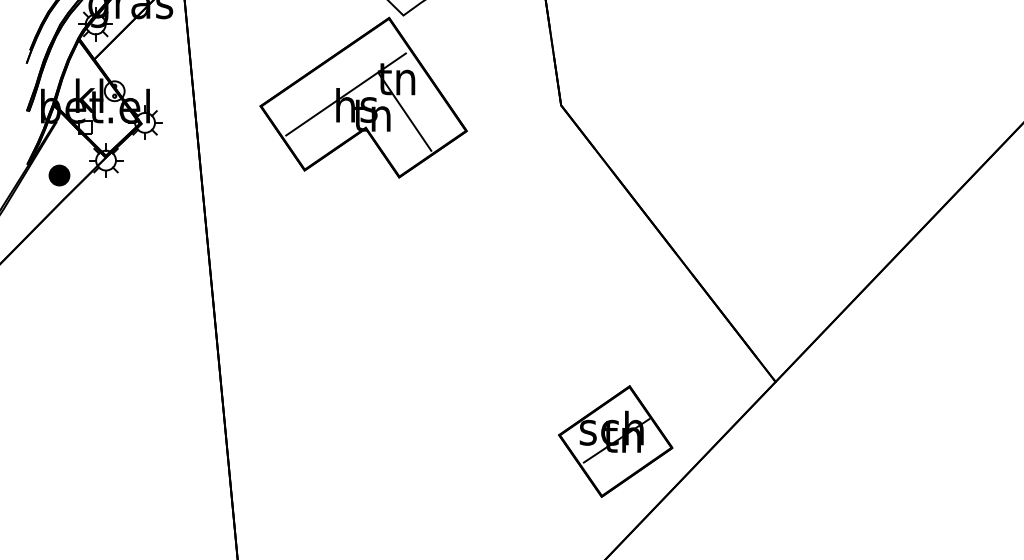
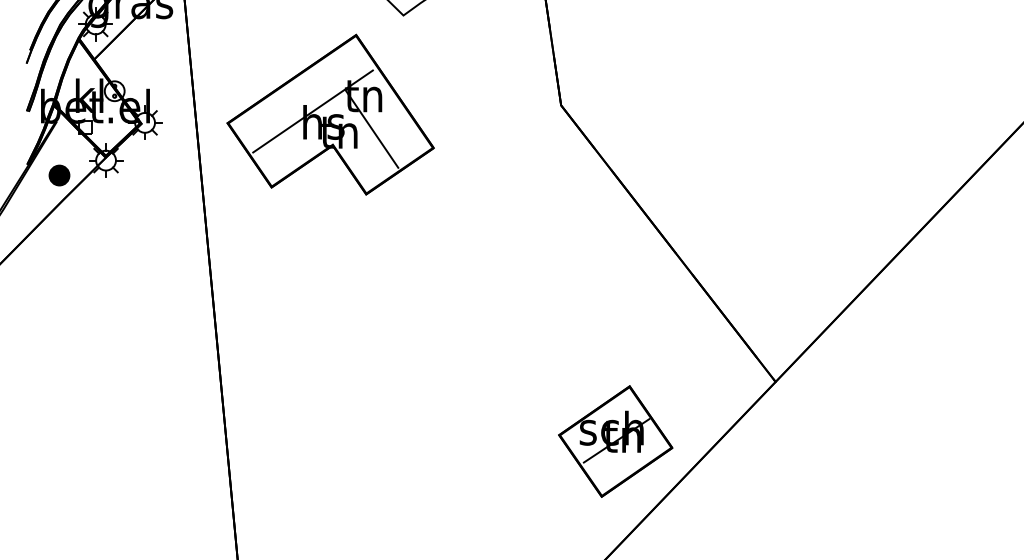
part position: (363, 97) -> (330, 114) (330, 114)
